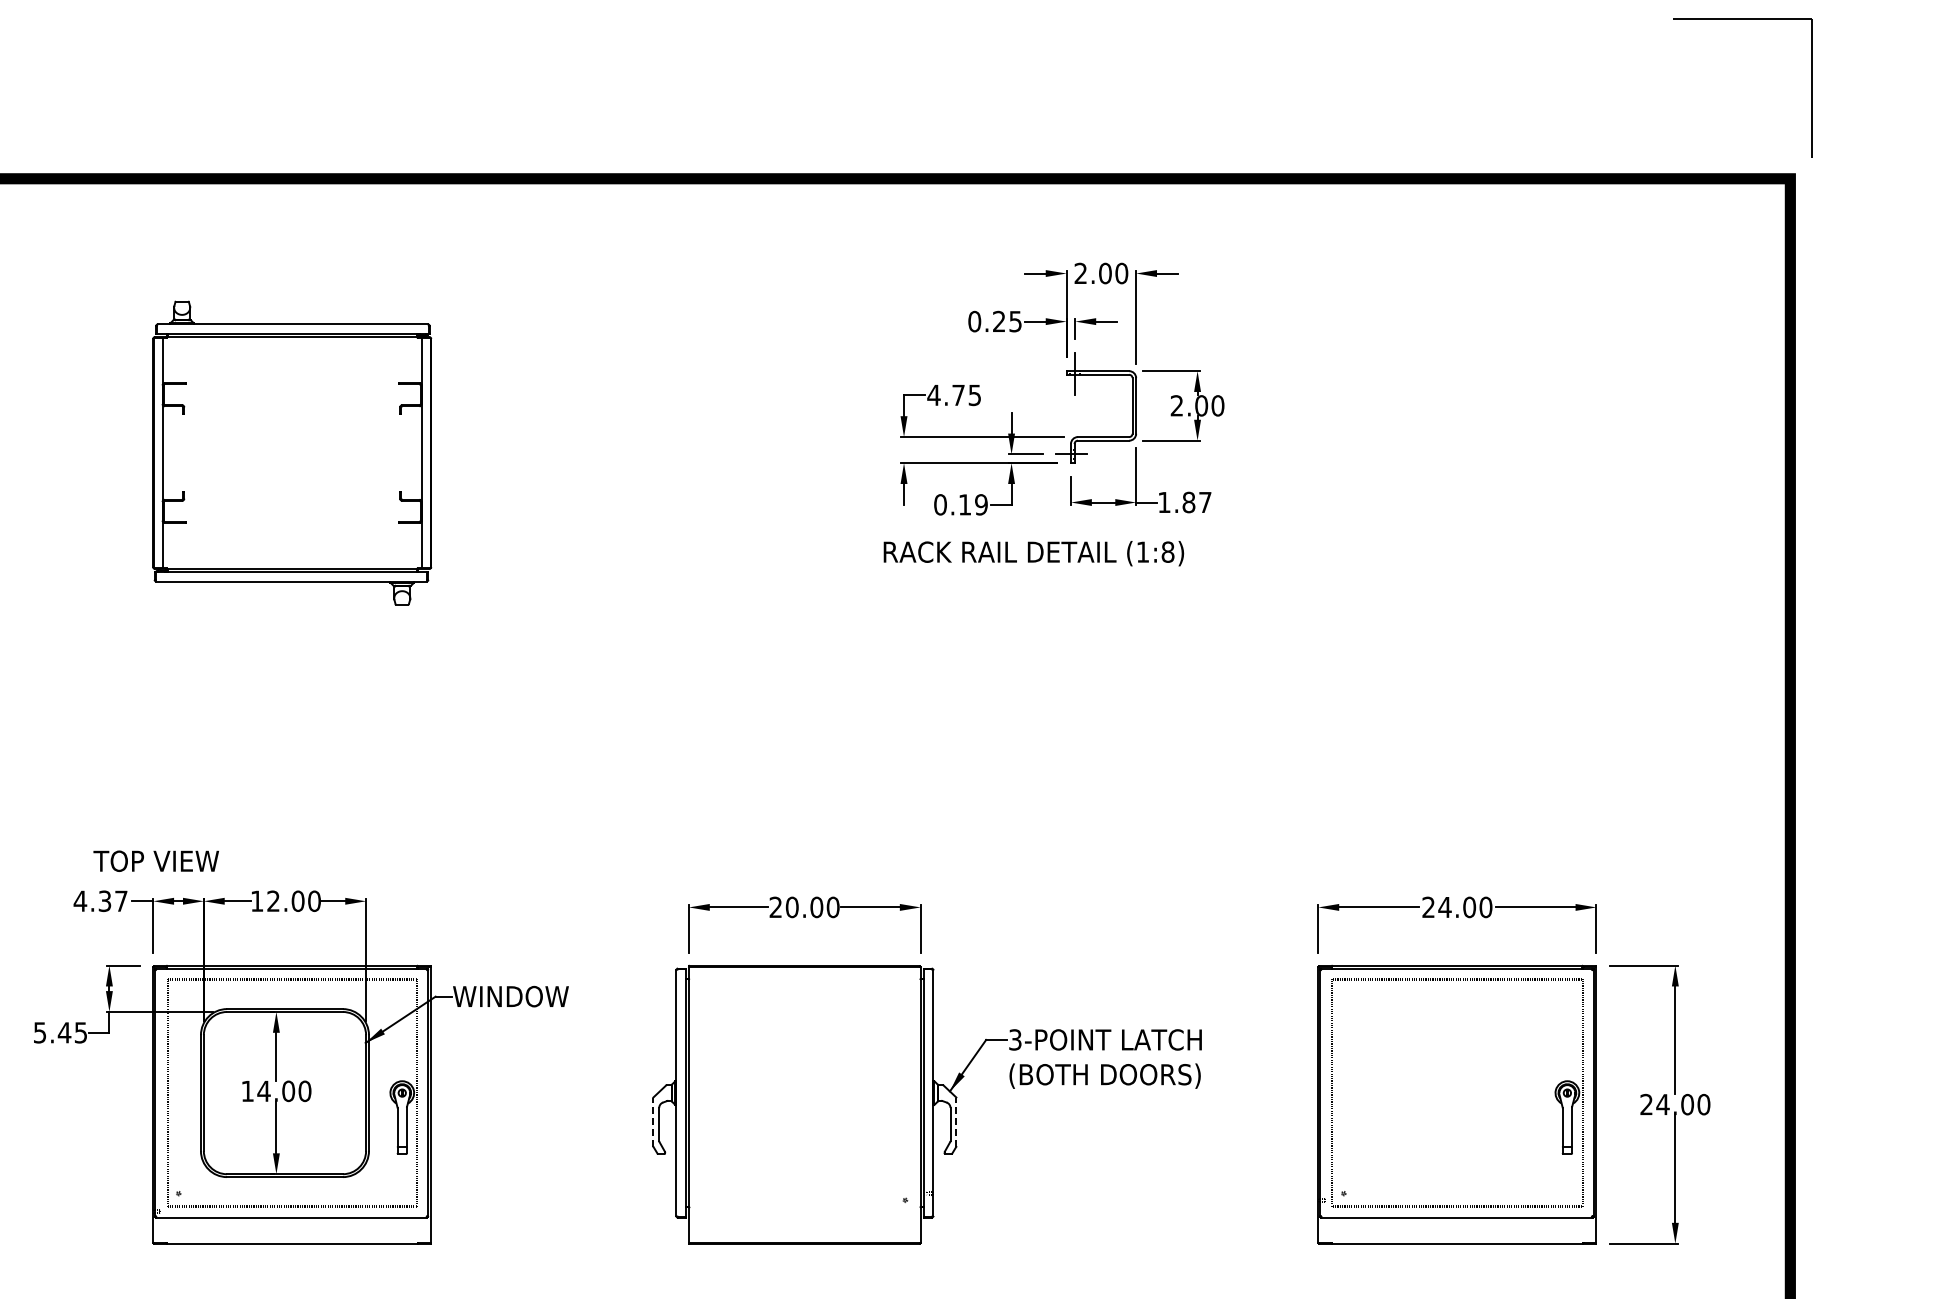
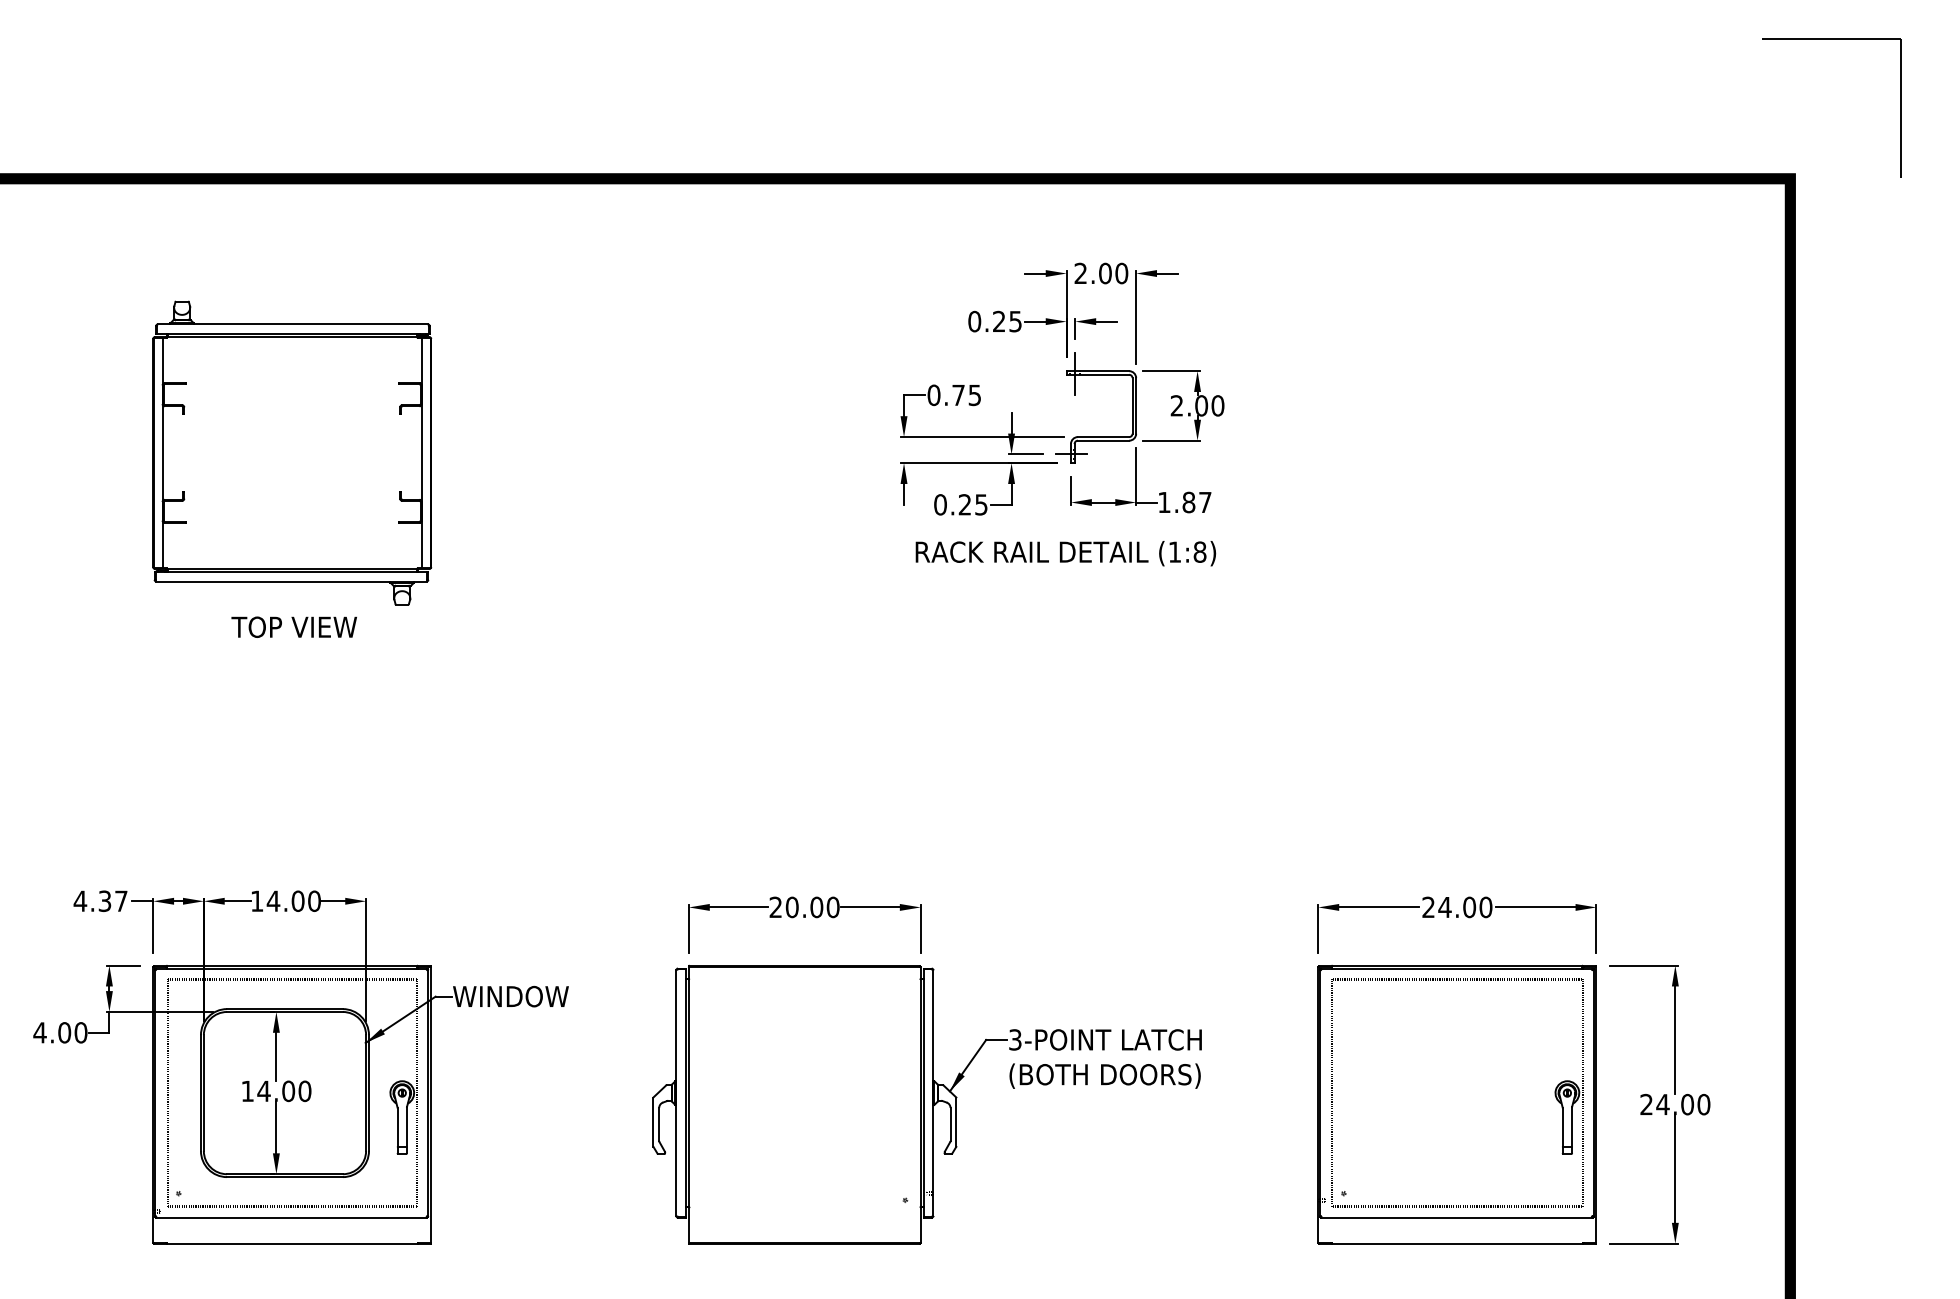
part position: (1742, 19) -> (1831, 39) (1831, 39)
text: 4.75 -> 0.75 (933, 395)
text: 0.19 -> 0.25 (972, 504)
text position: (1033, 553) -> (1065, 553) (1065, 553)
text position: (155, 860) -> (293, 626) (293, 626)
text: 12.00 -> 14.00 (273, 900)
text: 5.45 -> 4.00 (60, 1032)
line: dashed -> solid (653, 1122)
line: dashed -> solid (956, 1122)
